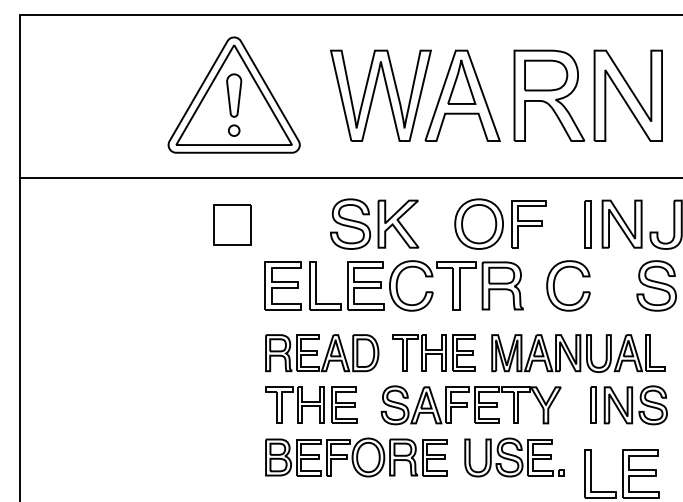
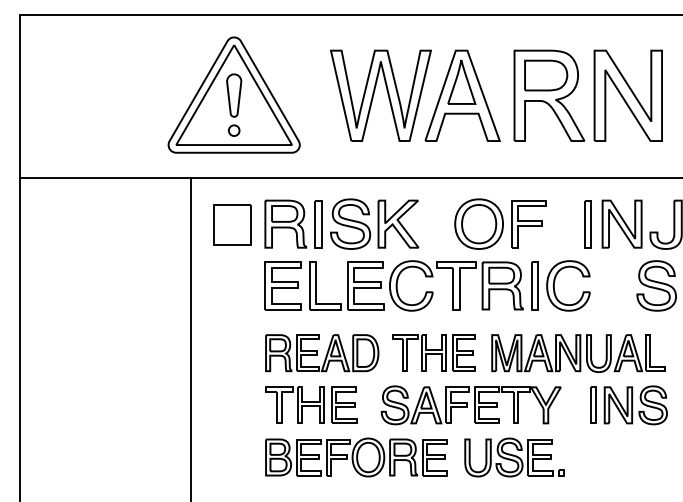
part: none -> present (293, 223)
part: none -> present (534, 285)
line: none -> present (190, 338)
part: present -> none (621, 473)
